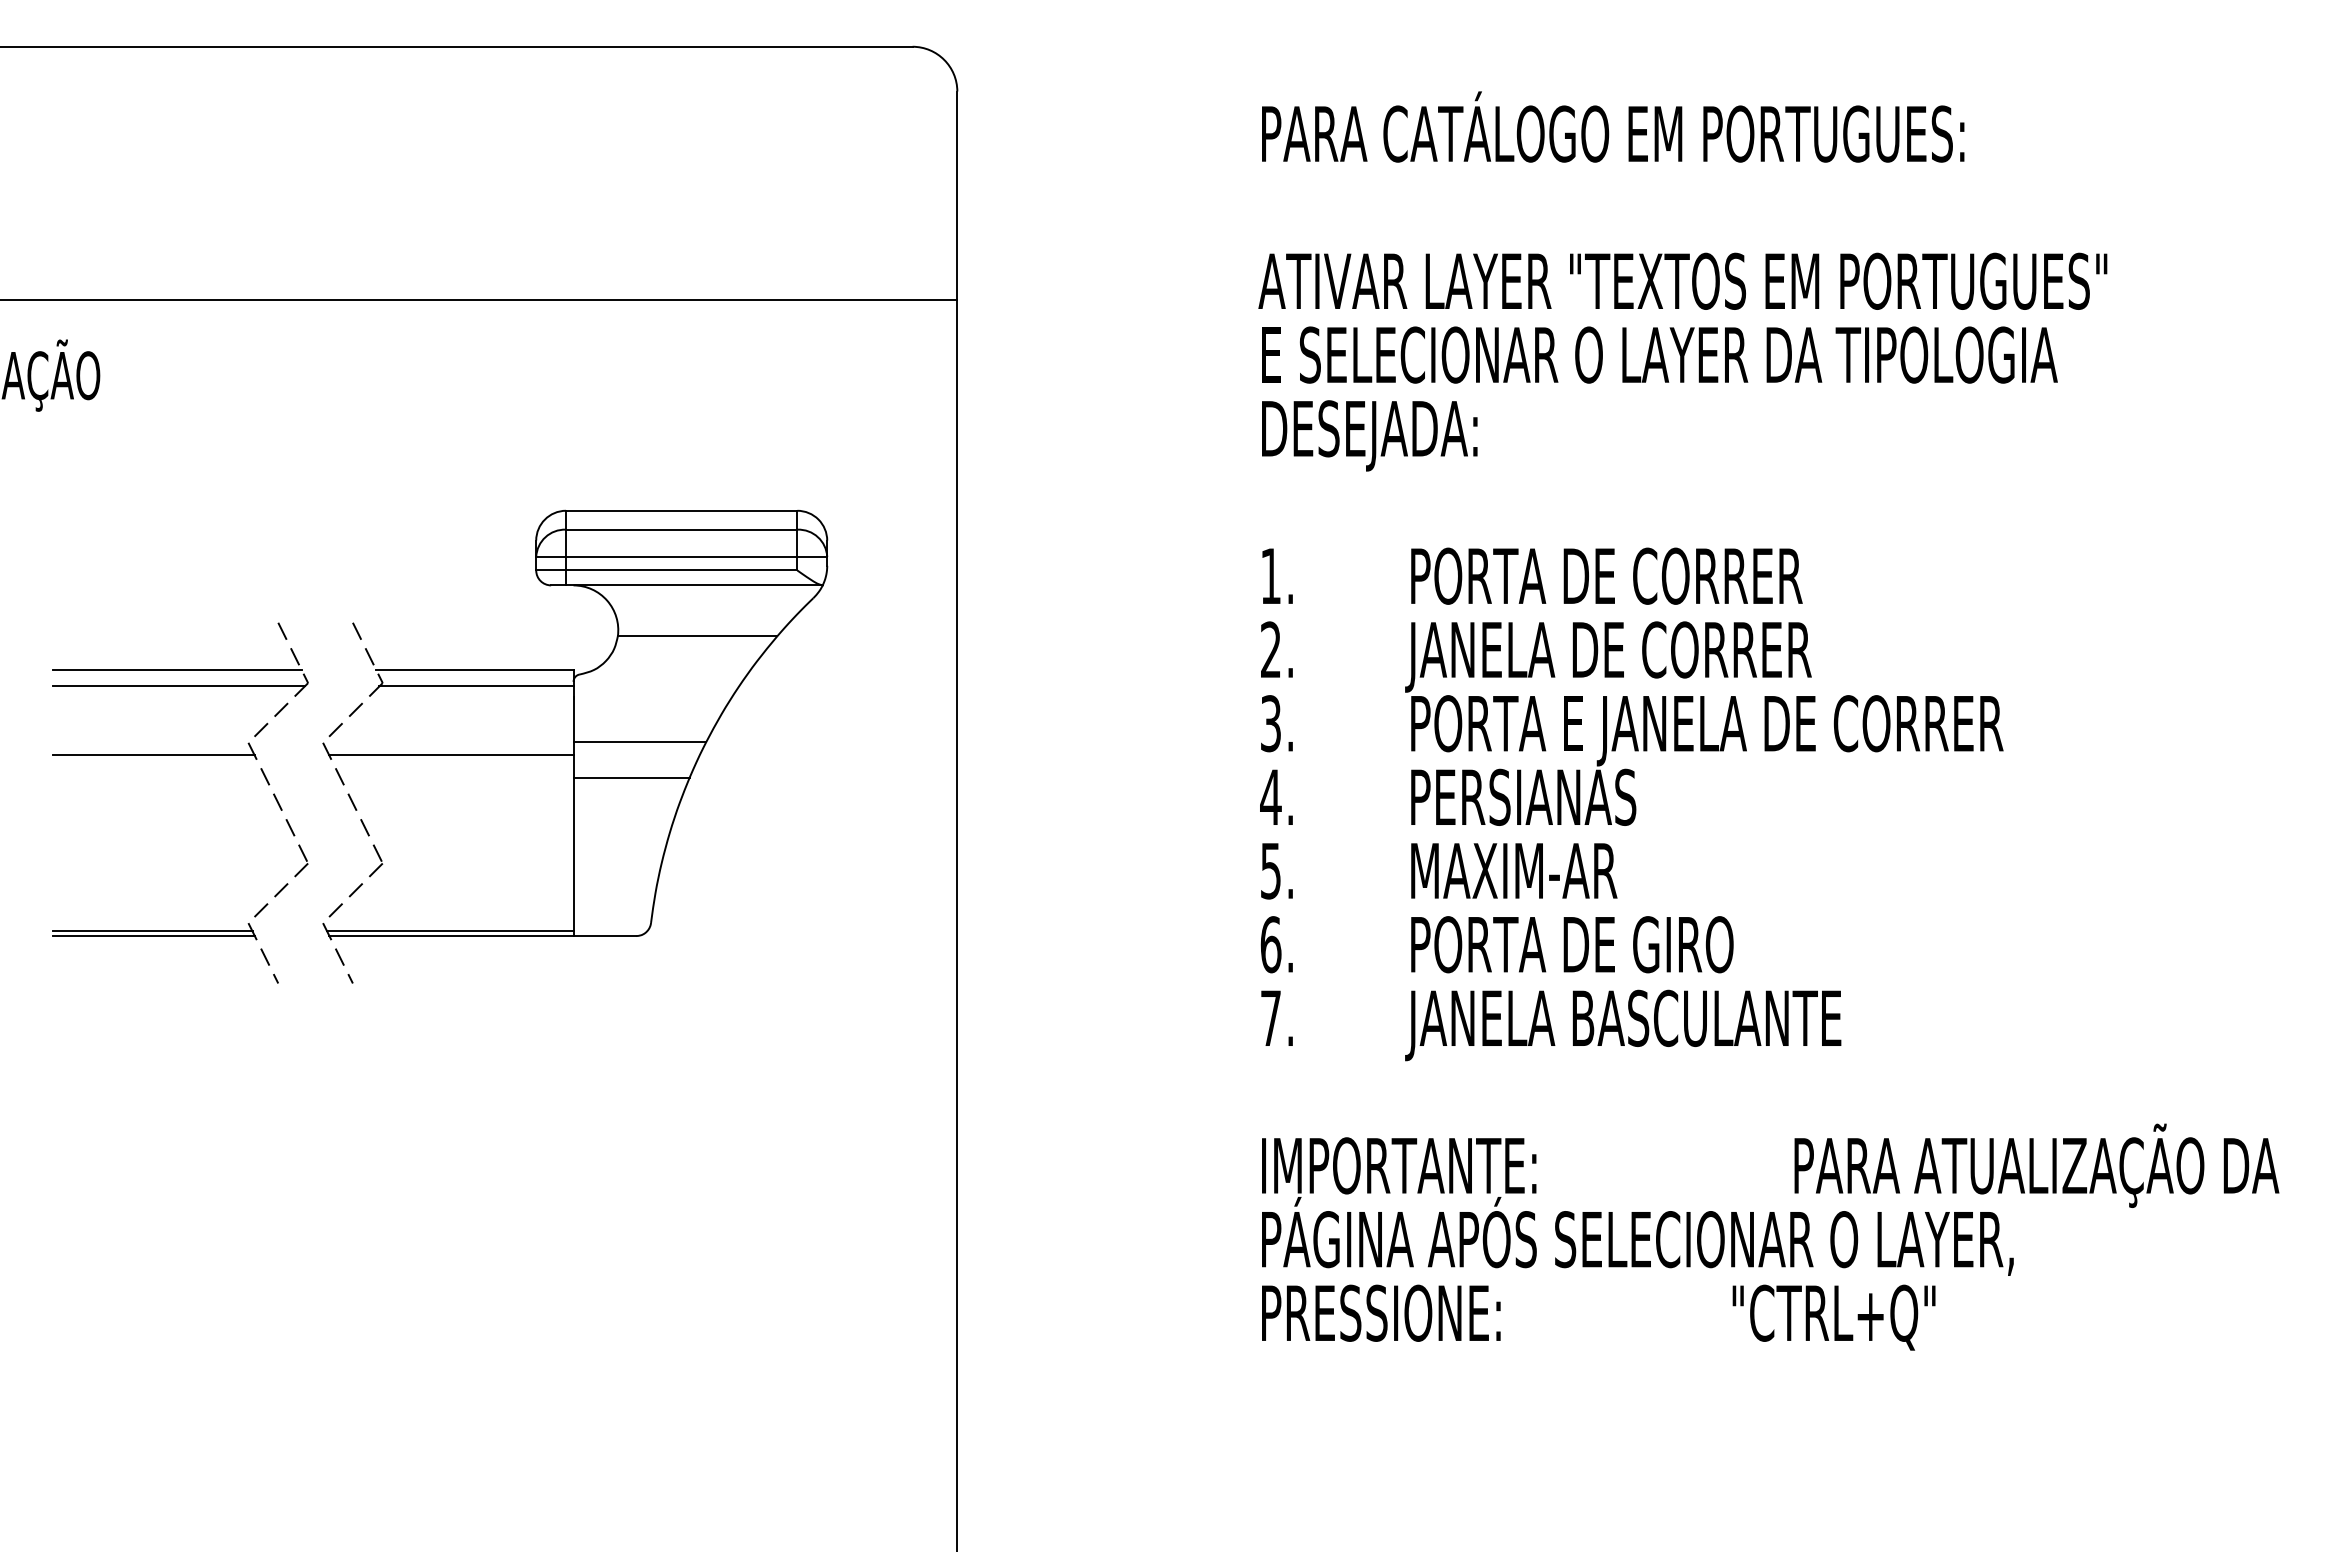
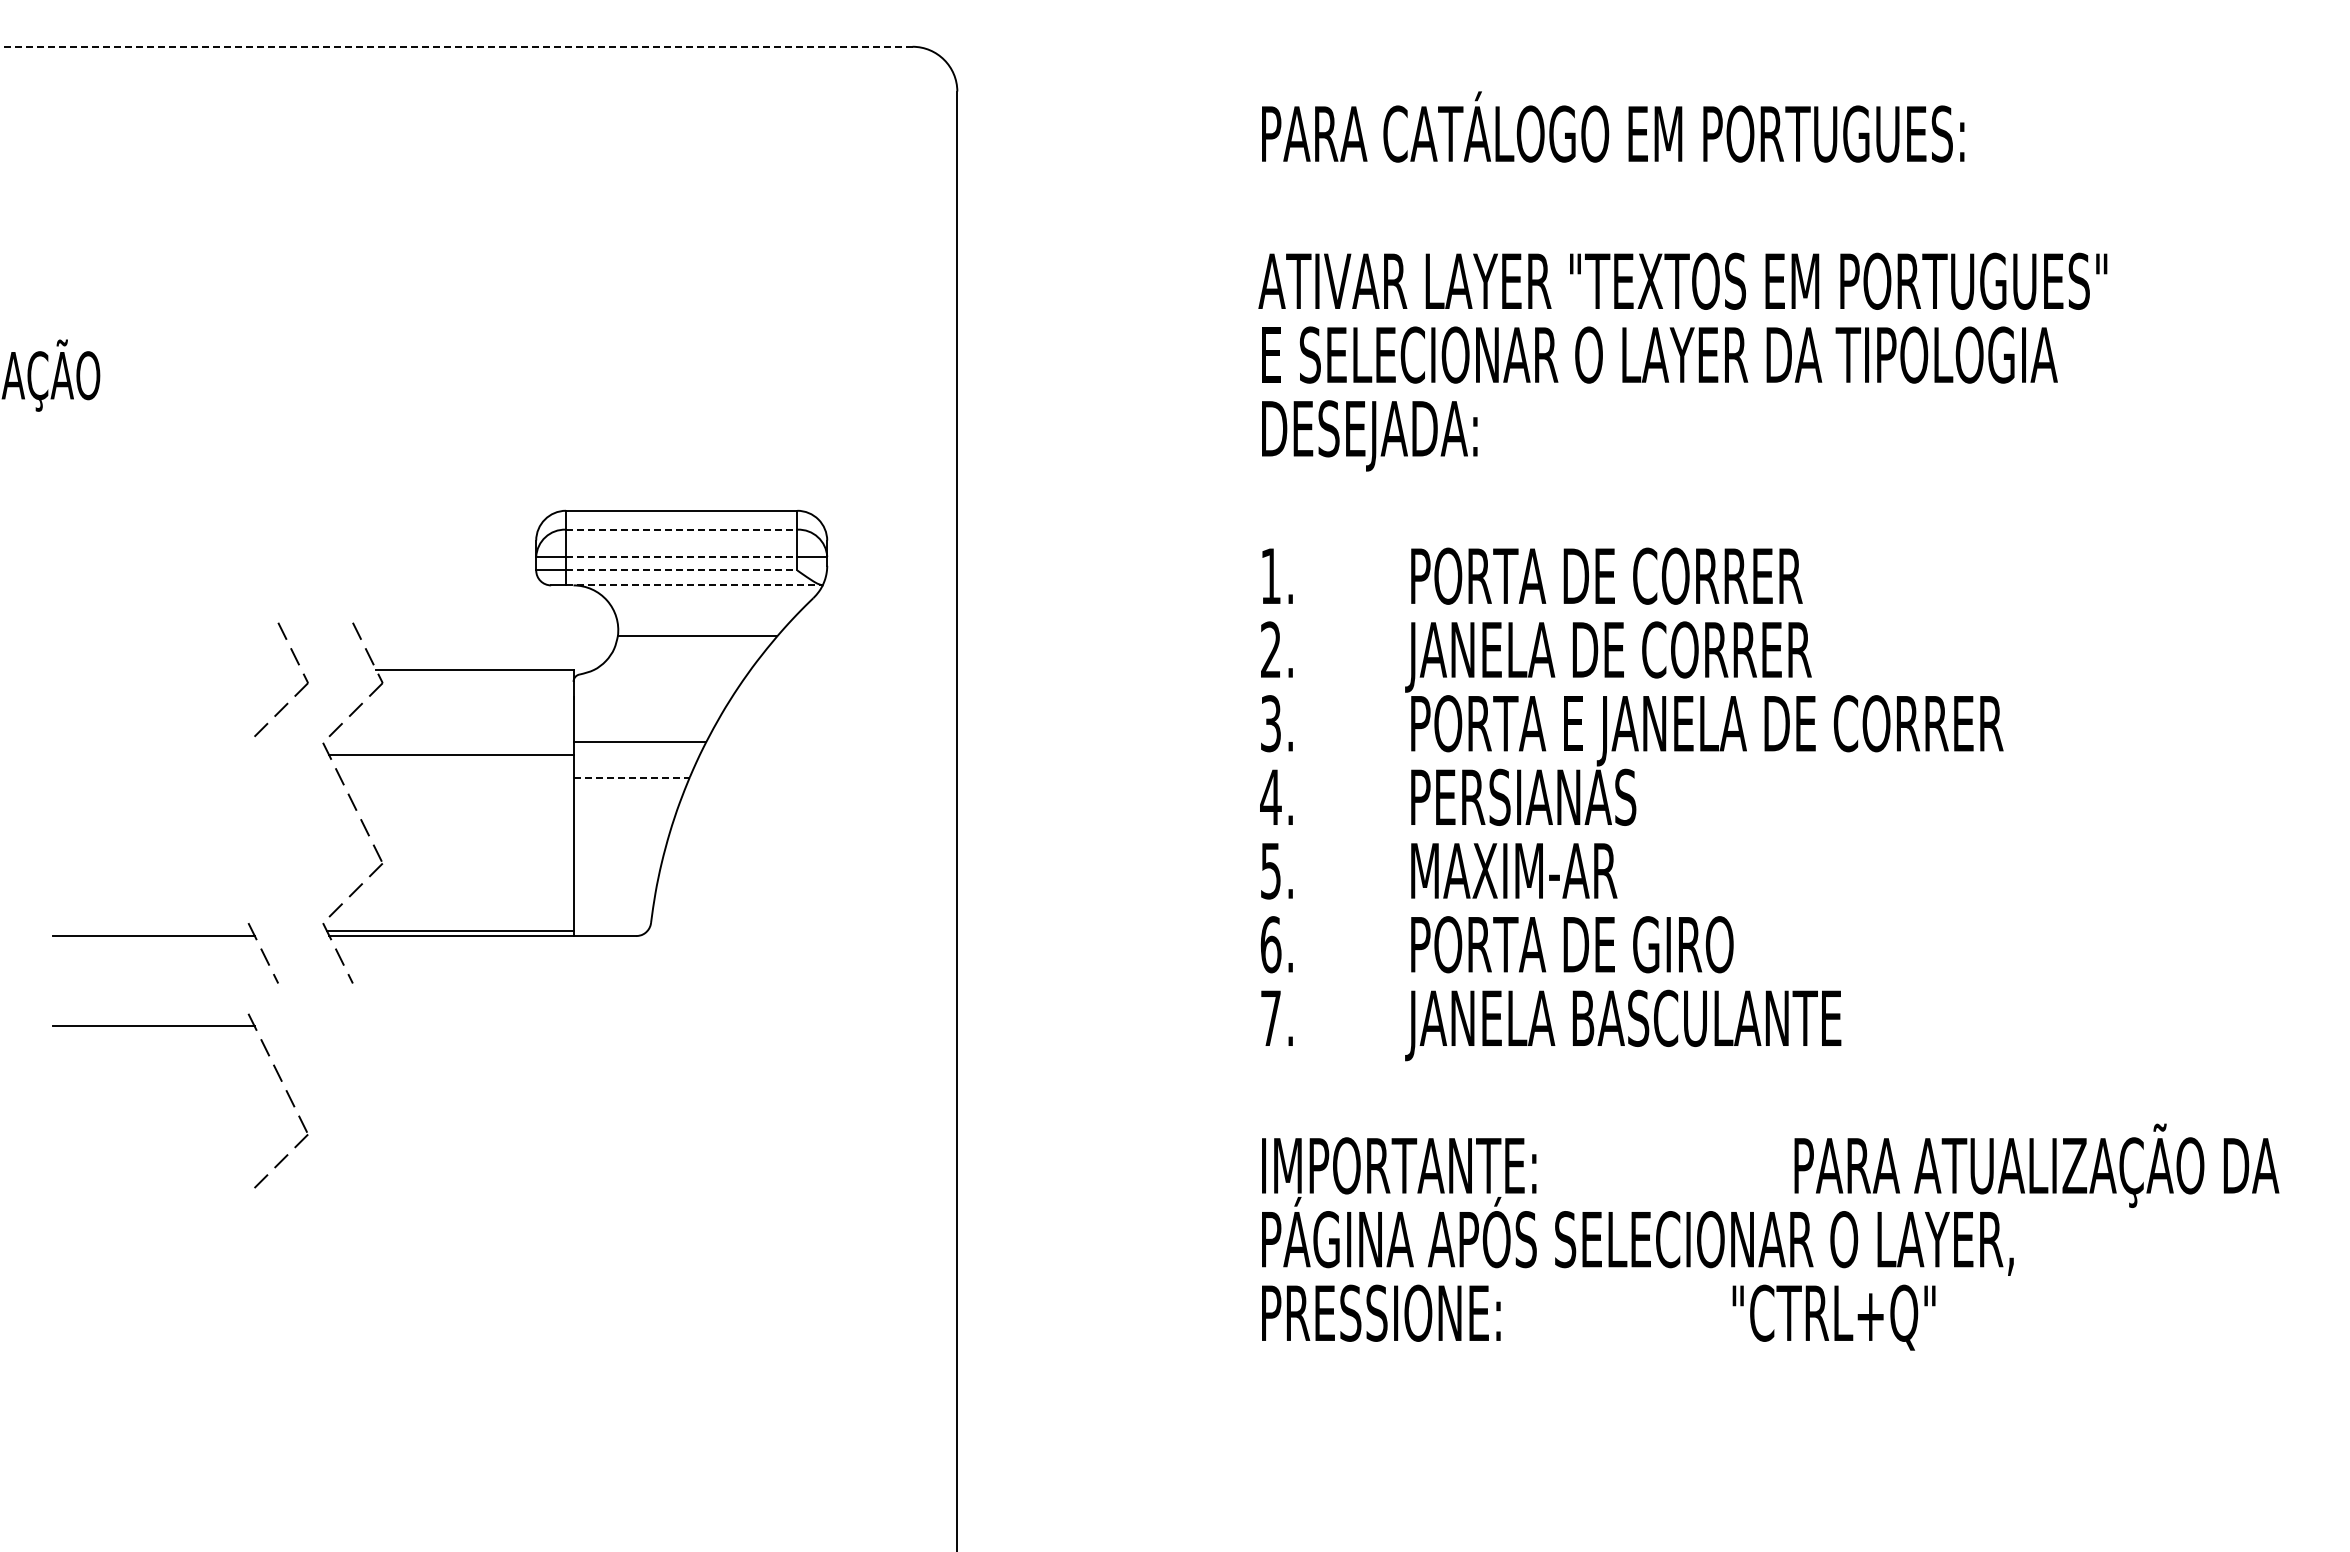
line: solid -> dashed (456, 46)
line: present -> none (479, 300)
line: solid -> dashed (681, 529)
line: solid -> dashed (681, 557)
line: solid -> dashed (681, 570)
line: solid -> dashed (694, 585)
line: present -> none (177, 670)
line: present -> none (178, 686)
line: present -> none (476, 686)
part position: (180, 755) -> (180, 1026) (180, 1026)
line: solid -> dashed (632, 777)
line: present -> none (152, 931)
